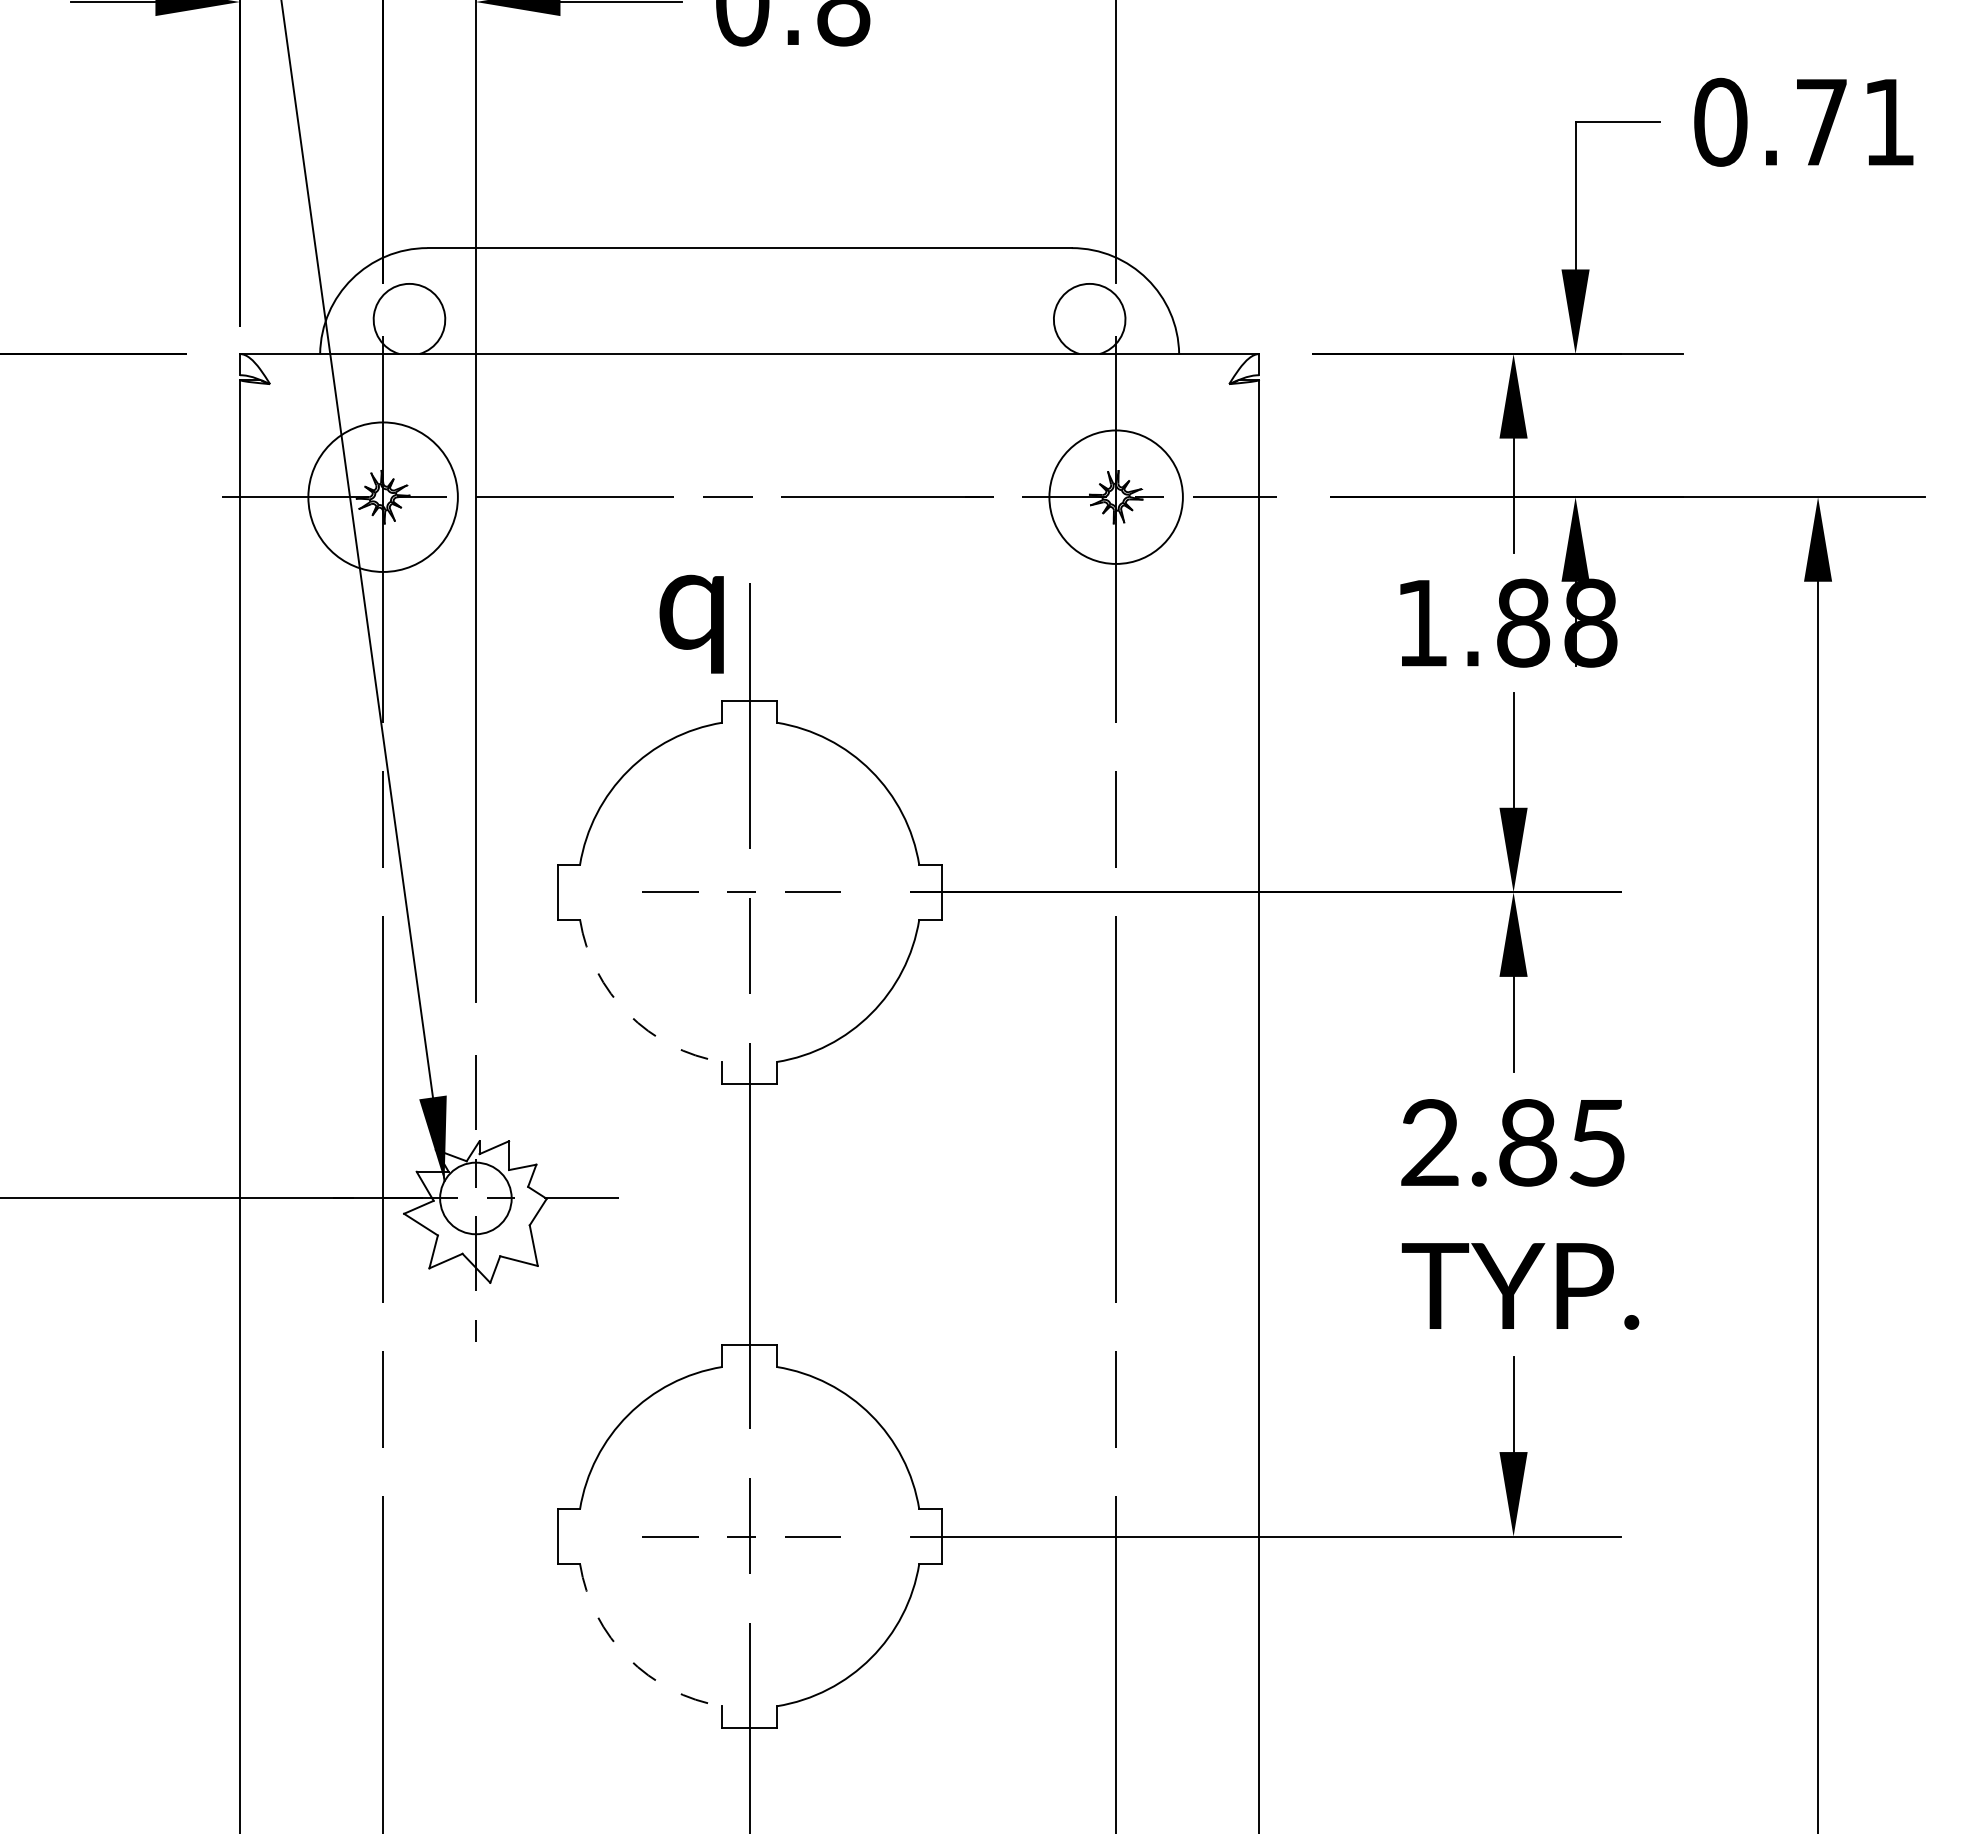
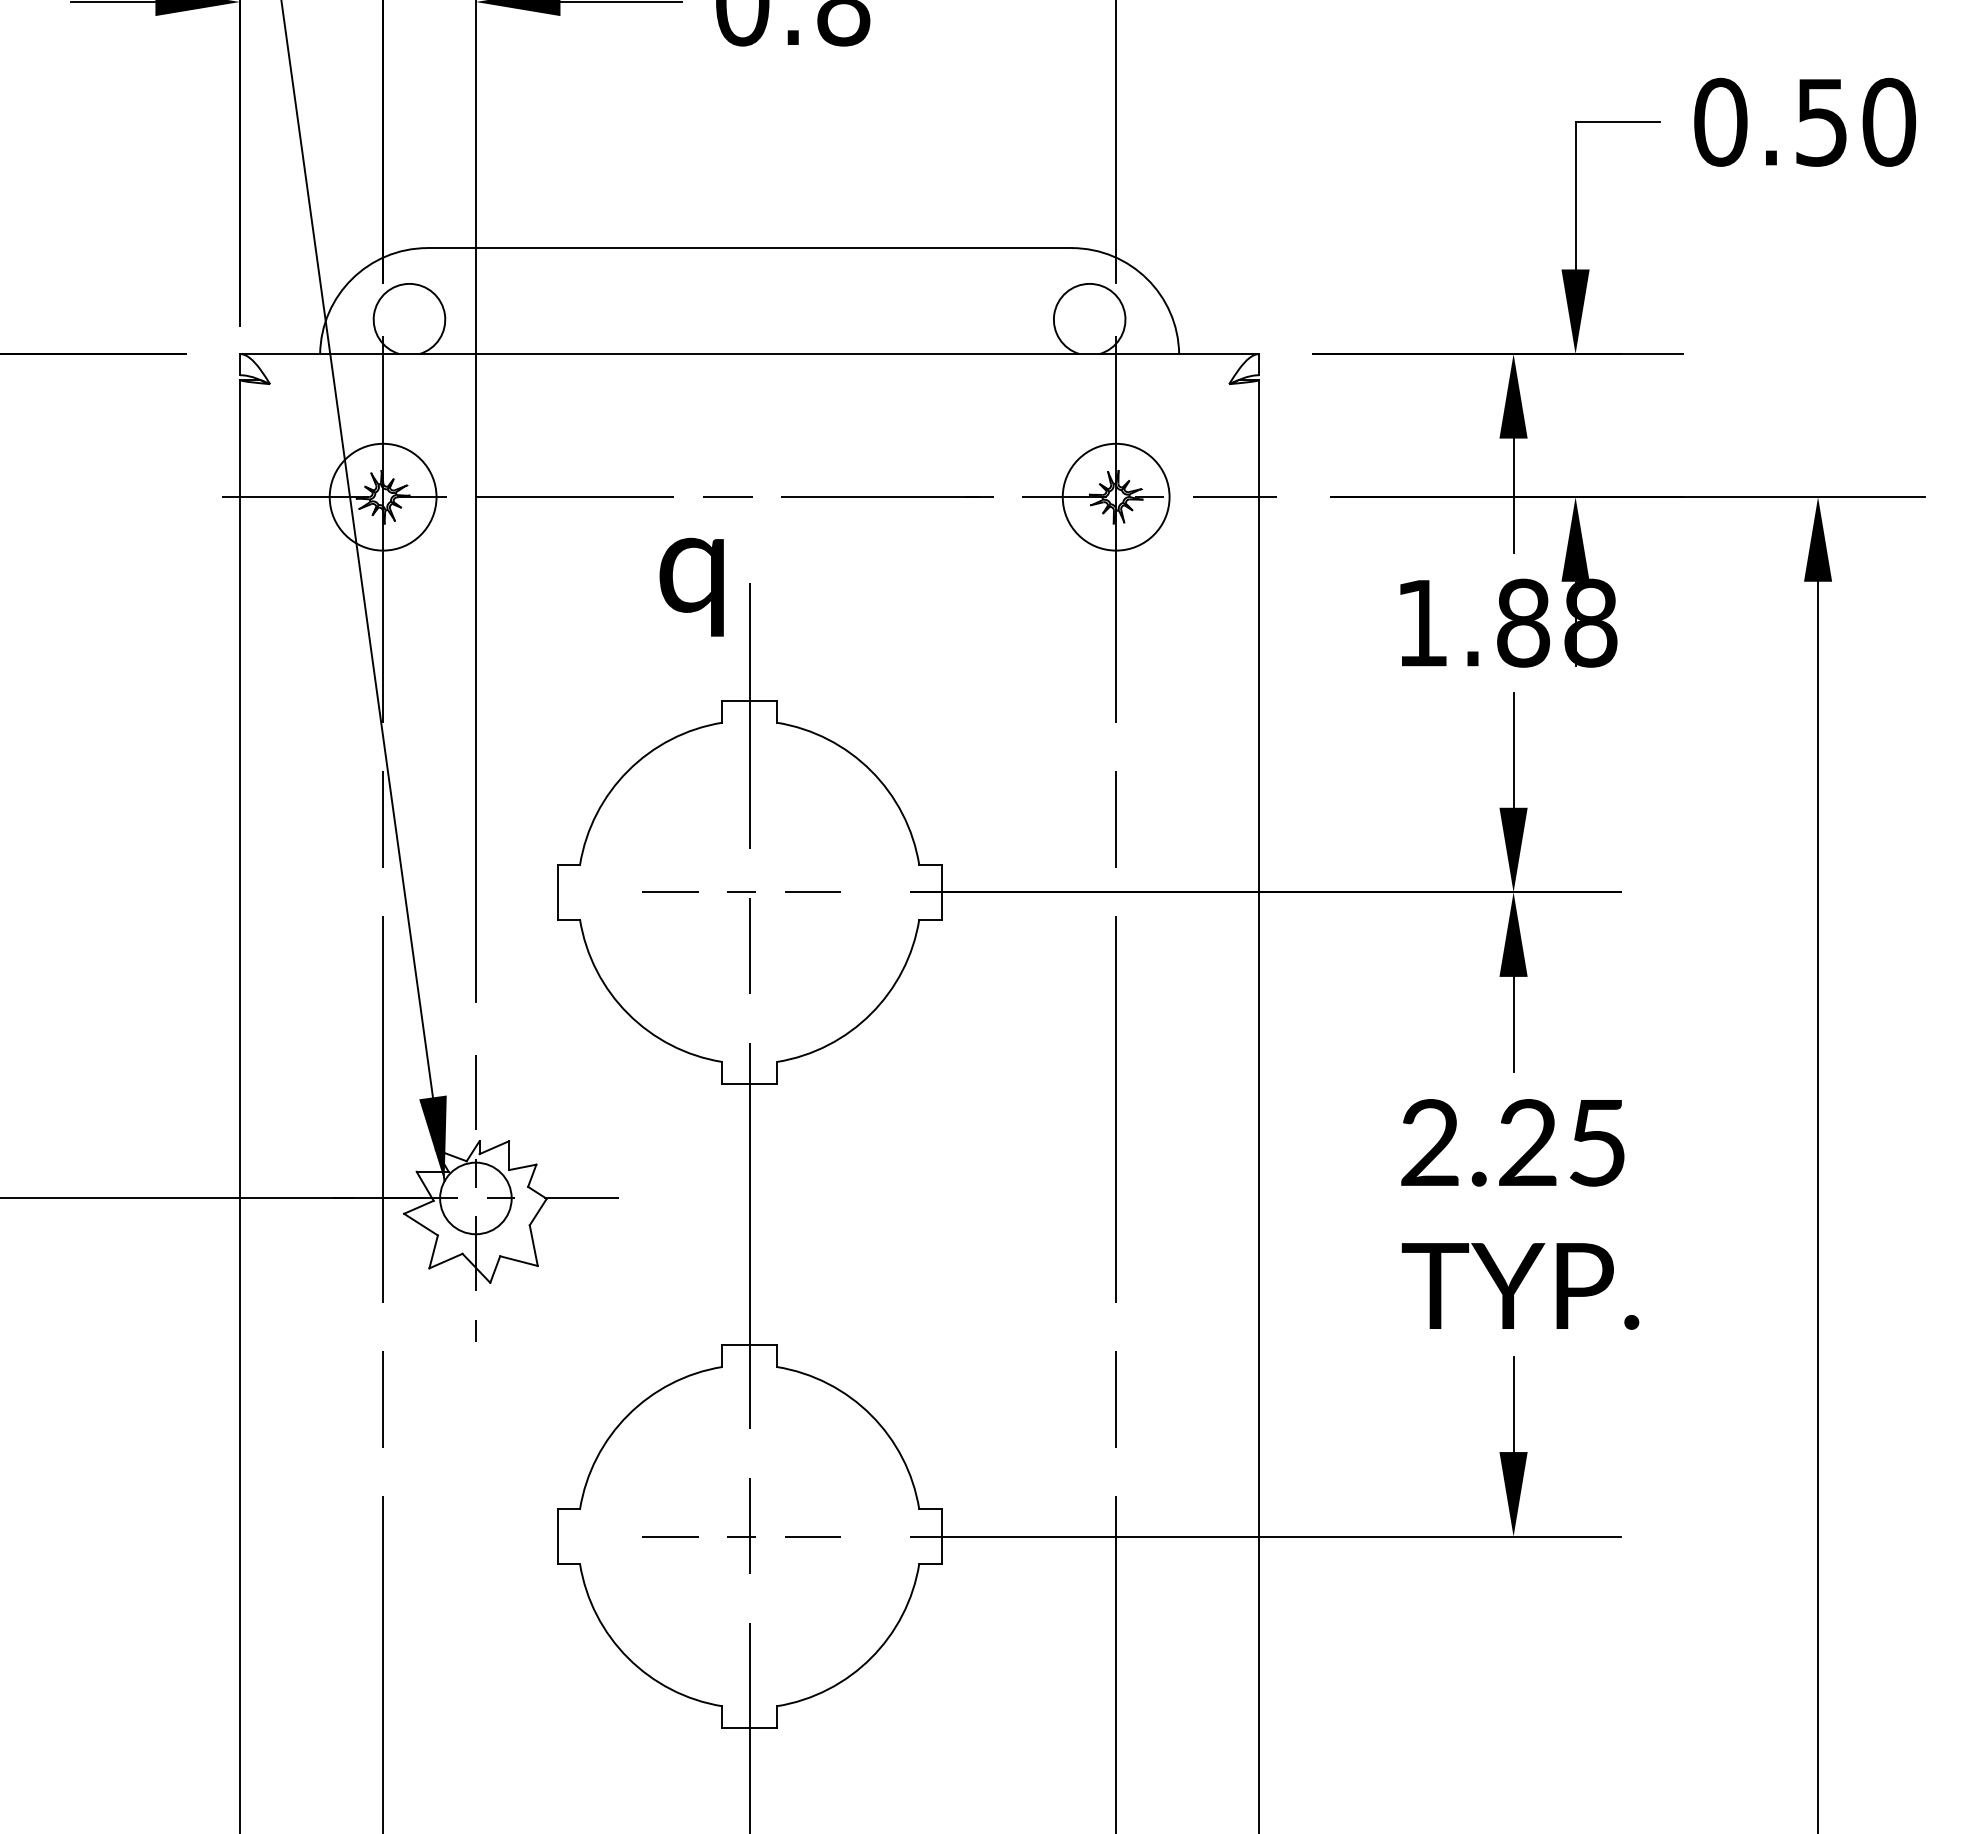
text: 0.71 -> 0.50 (1856, 121)
circle diameter: 150 px -> 107 px (382, 496)
circle diameter: 134 px -> 107 px (1115, 496)
text position: (691, 623) -> (691, 586) (691, 586)
arc: dashed -> solid (628, 1013)
text: 2.85 -> 2.25 (1528, 1142)
arc: dashed -> solid (628, 1658)
